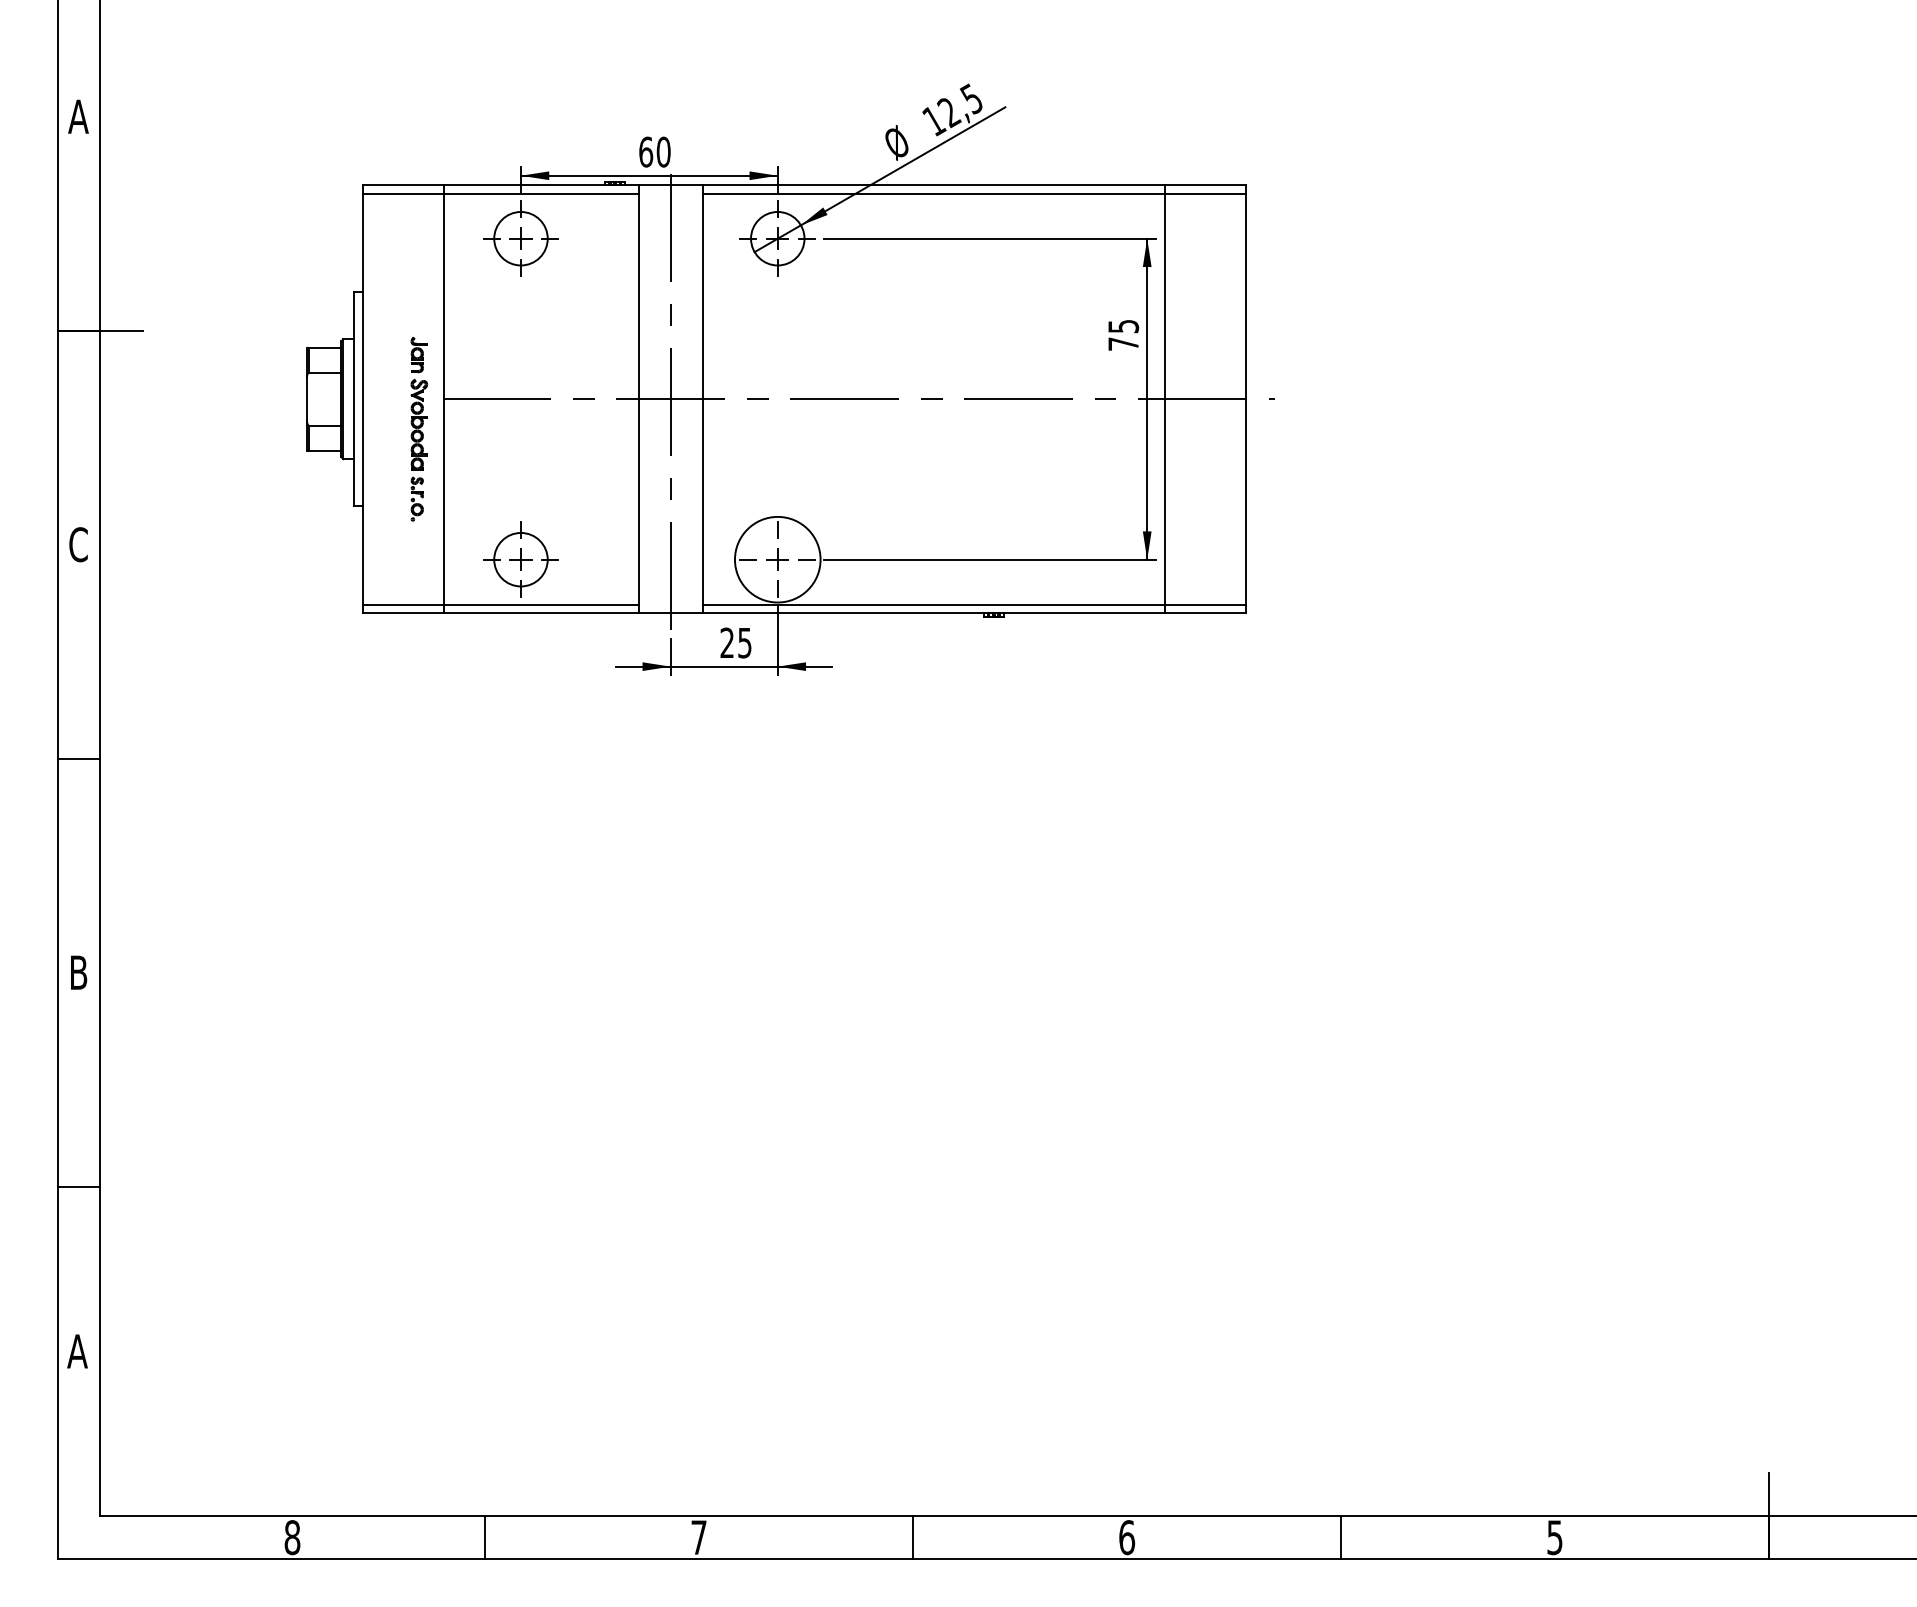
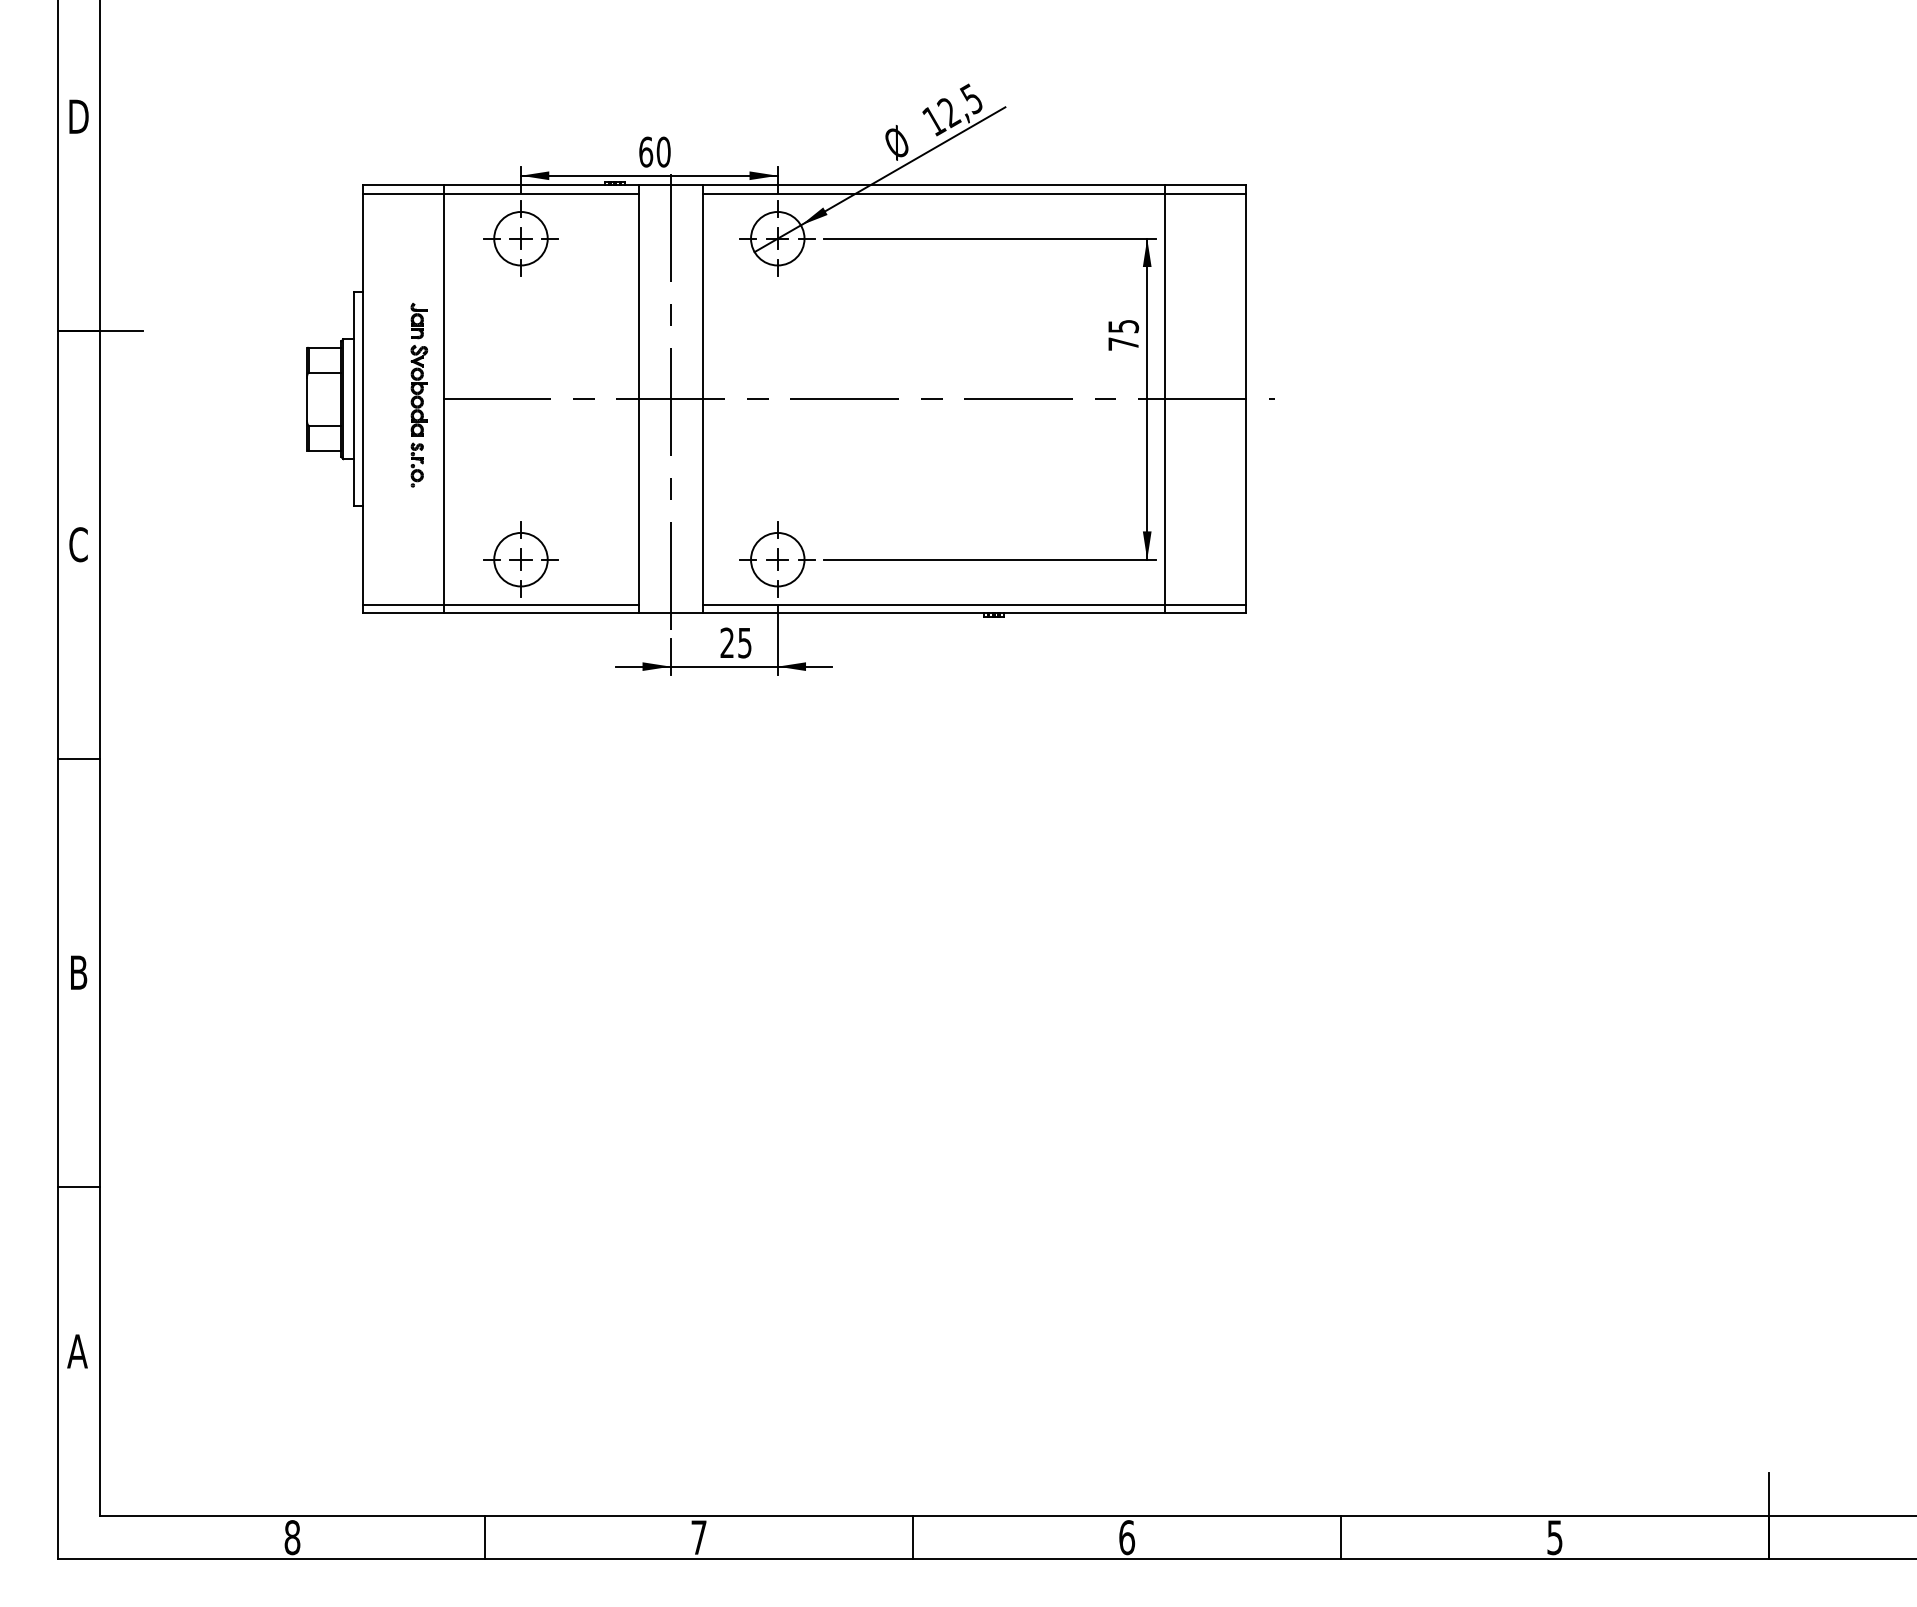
text: A -> D (78, 116)
part position: (419, 428) -> (419, 394) (419, 394)
circle diameter: 86 px -> 53 px (777, 559)
